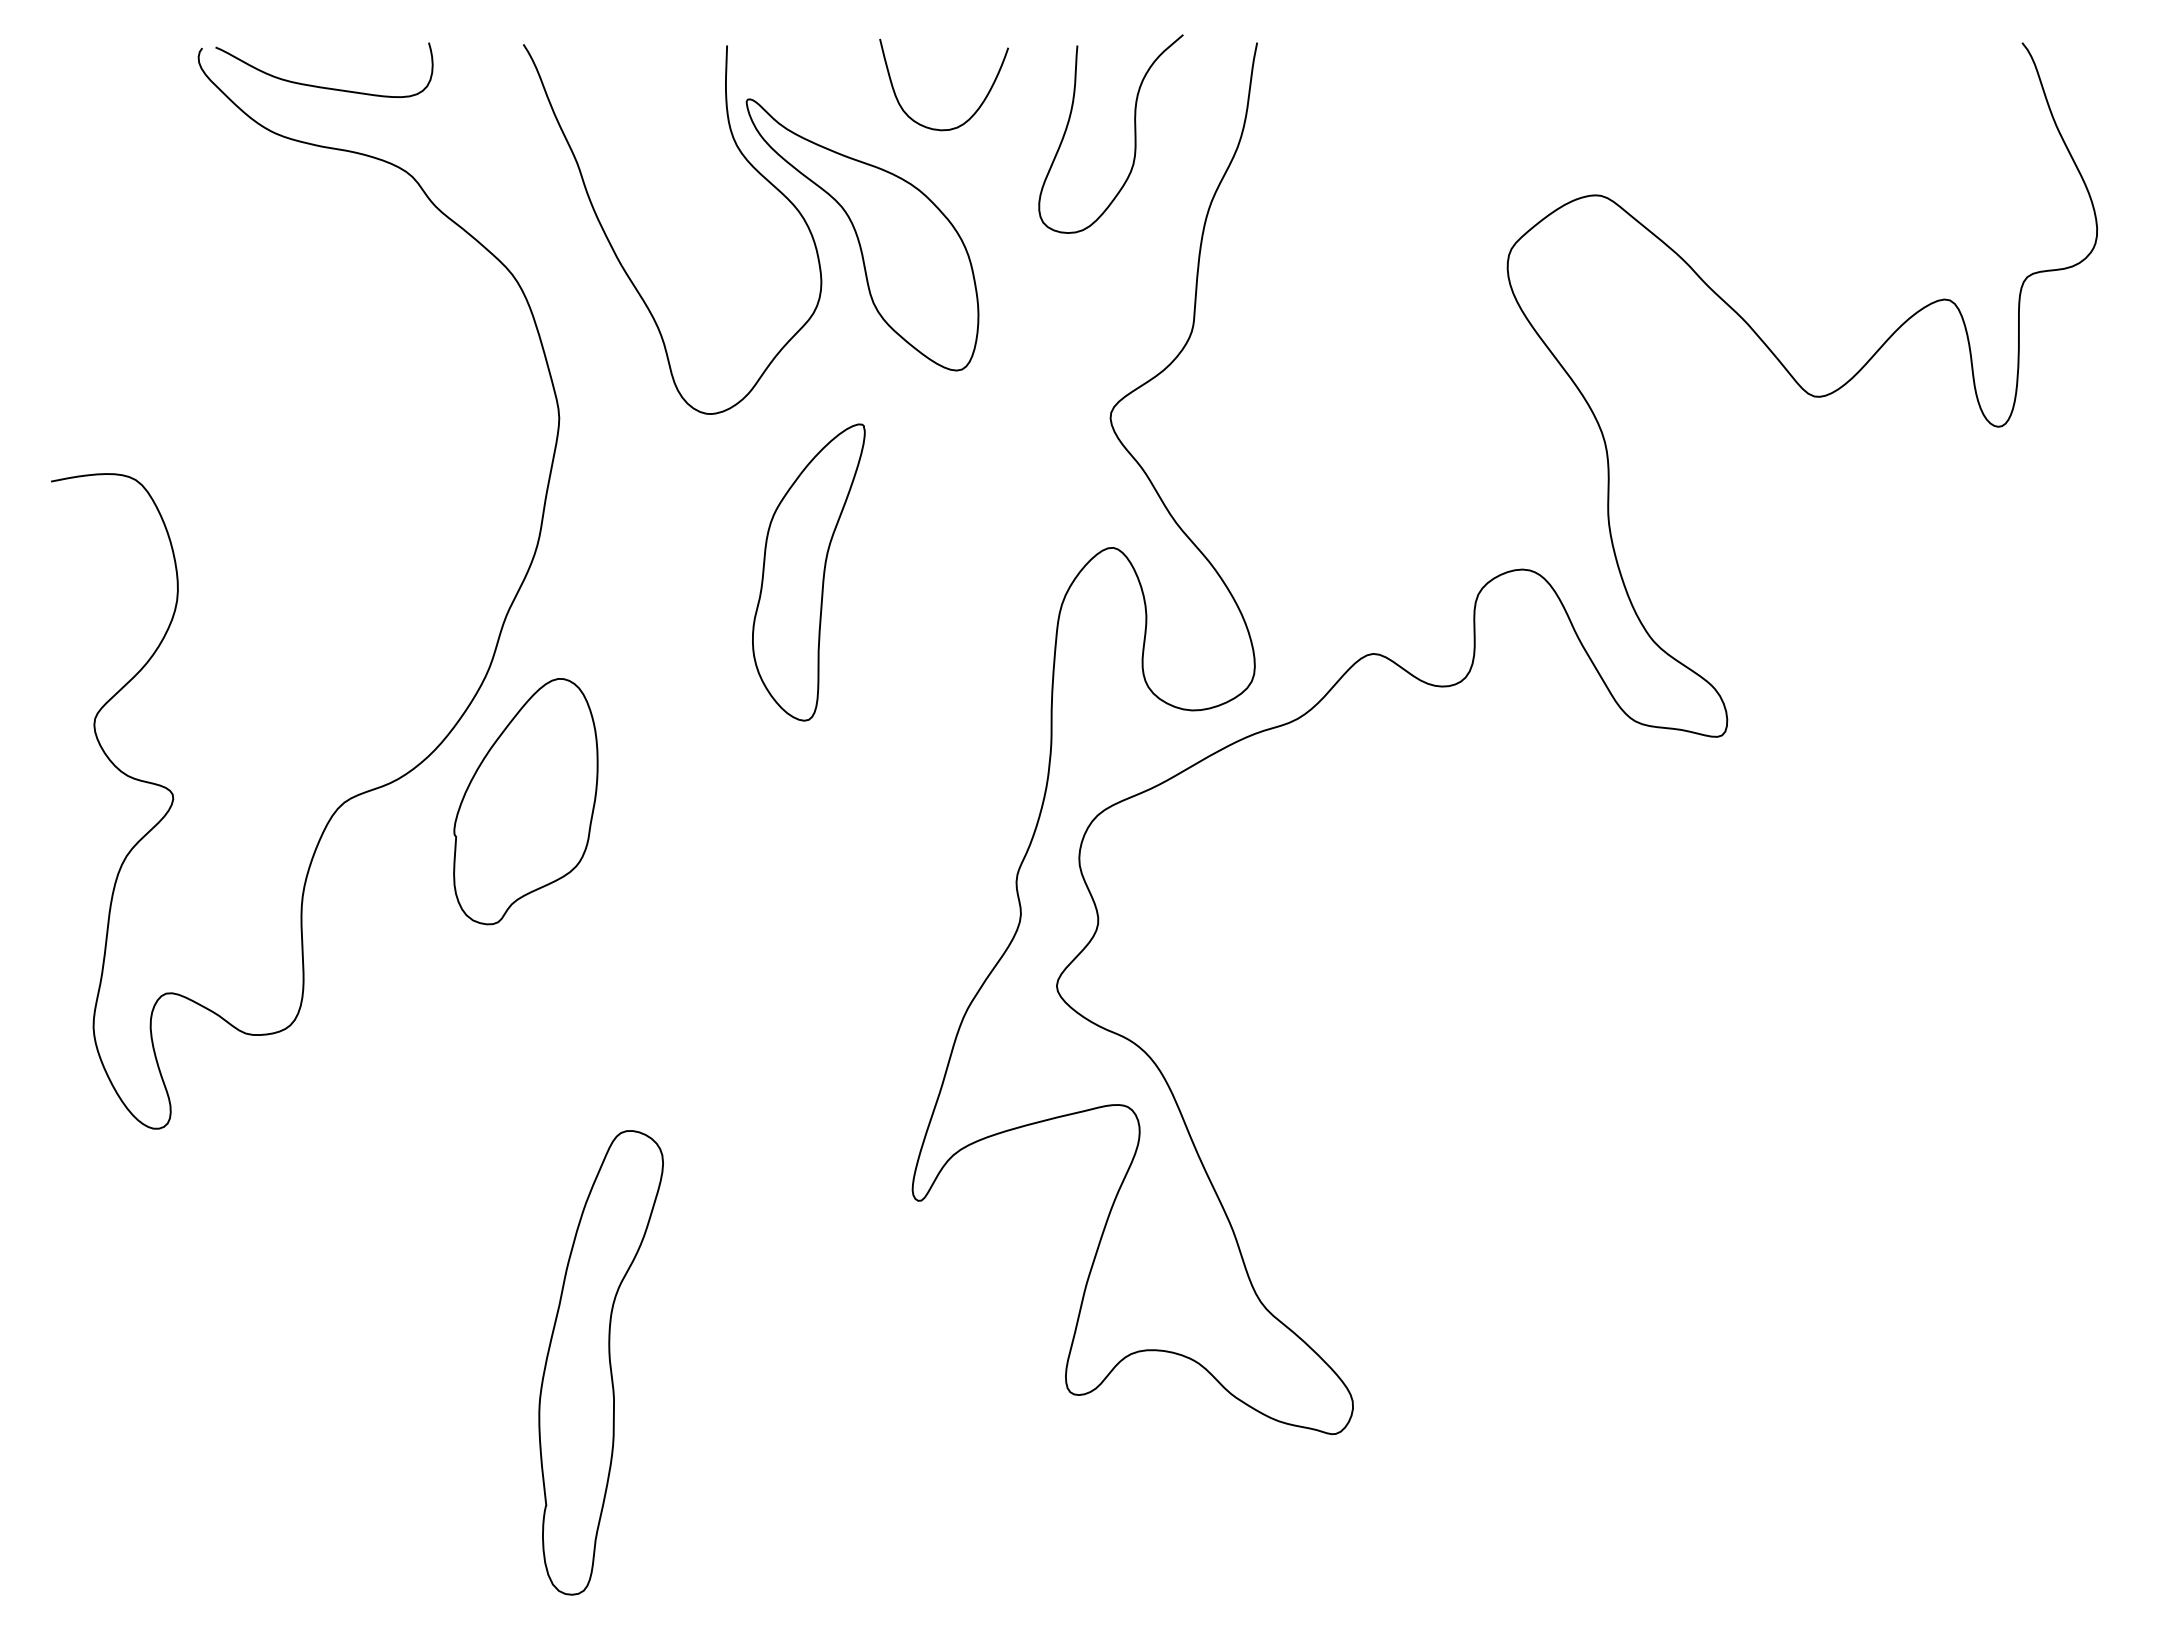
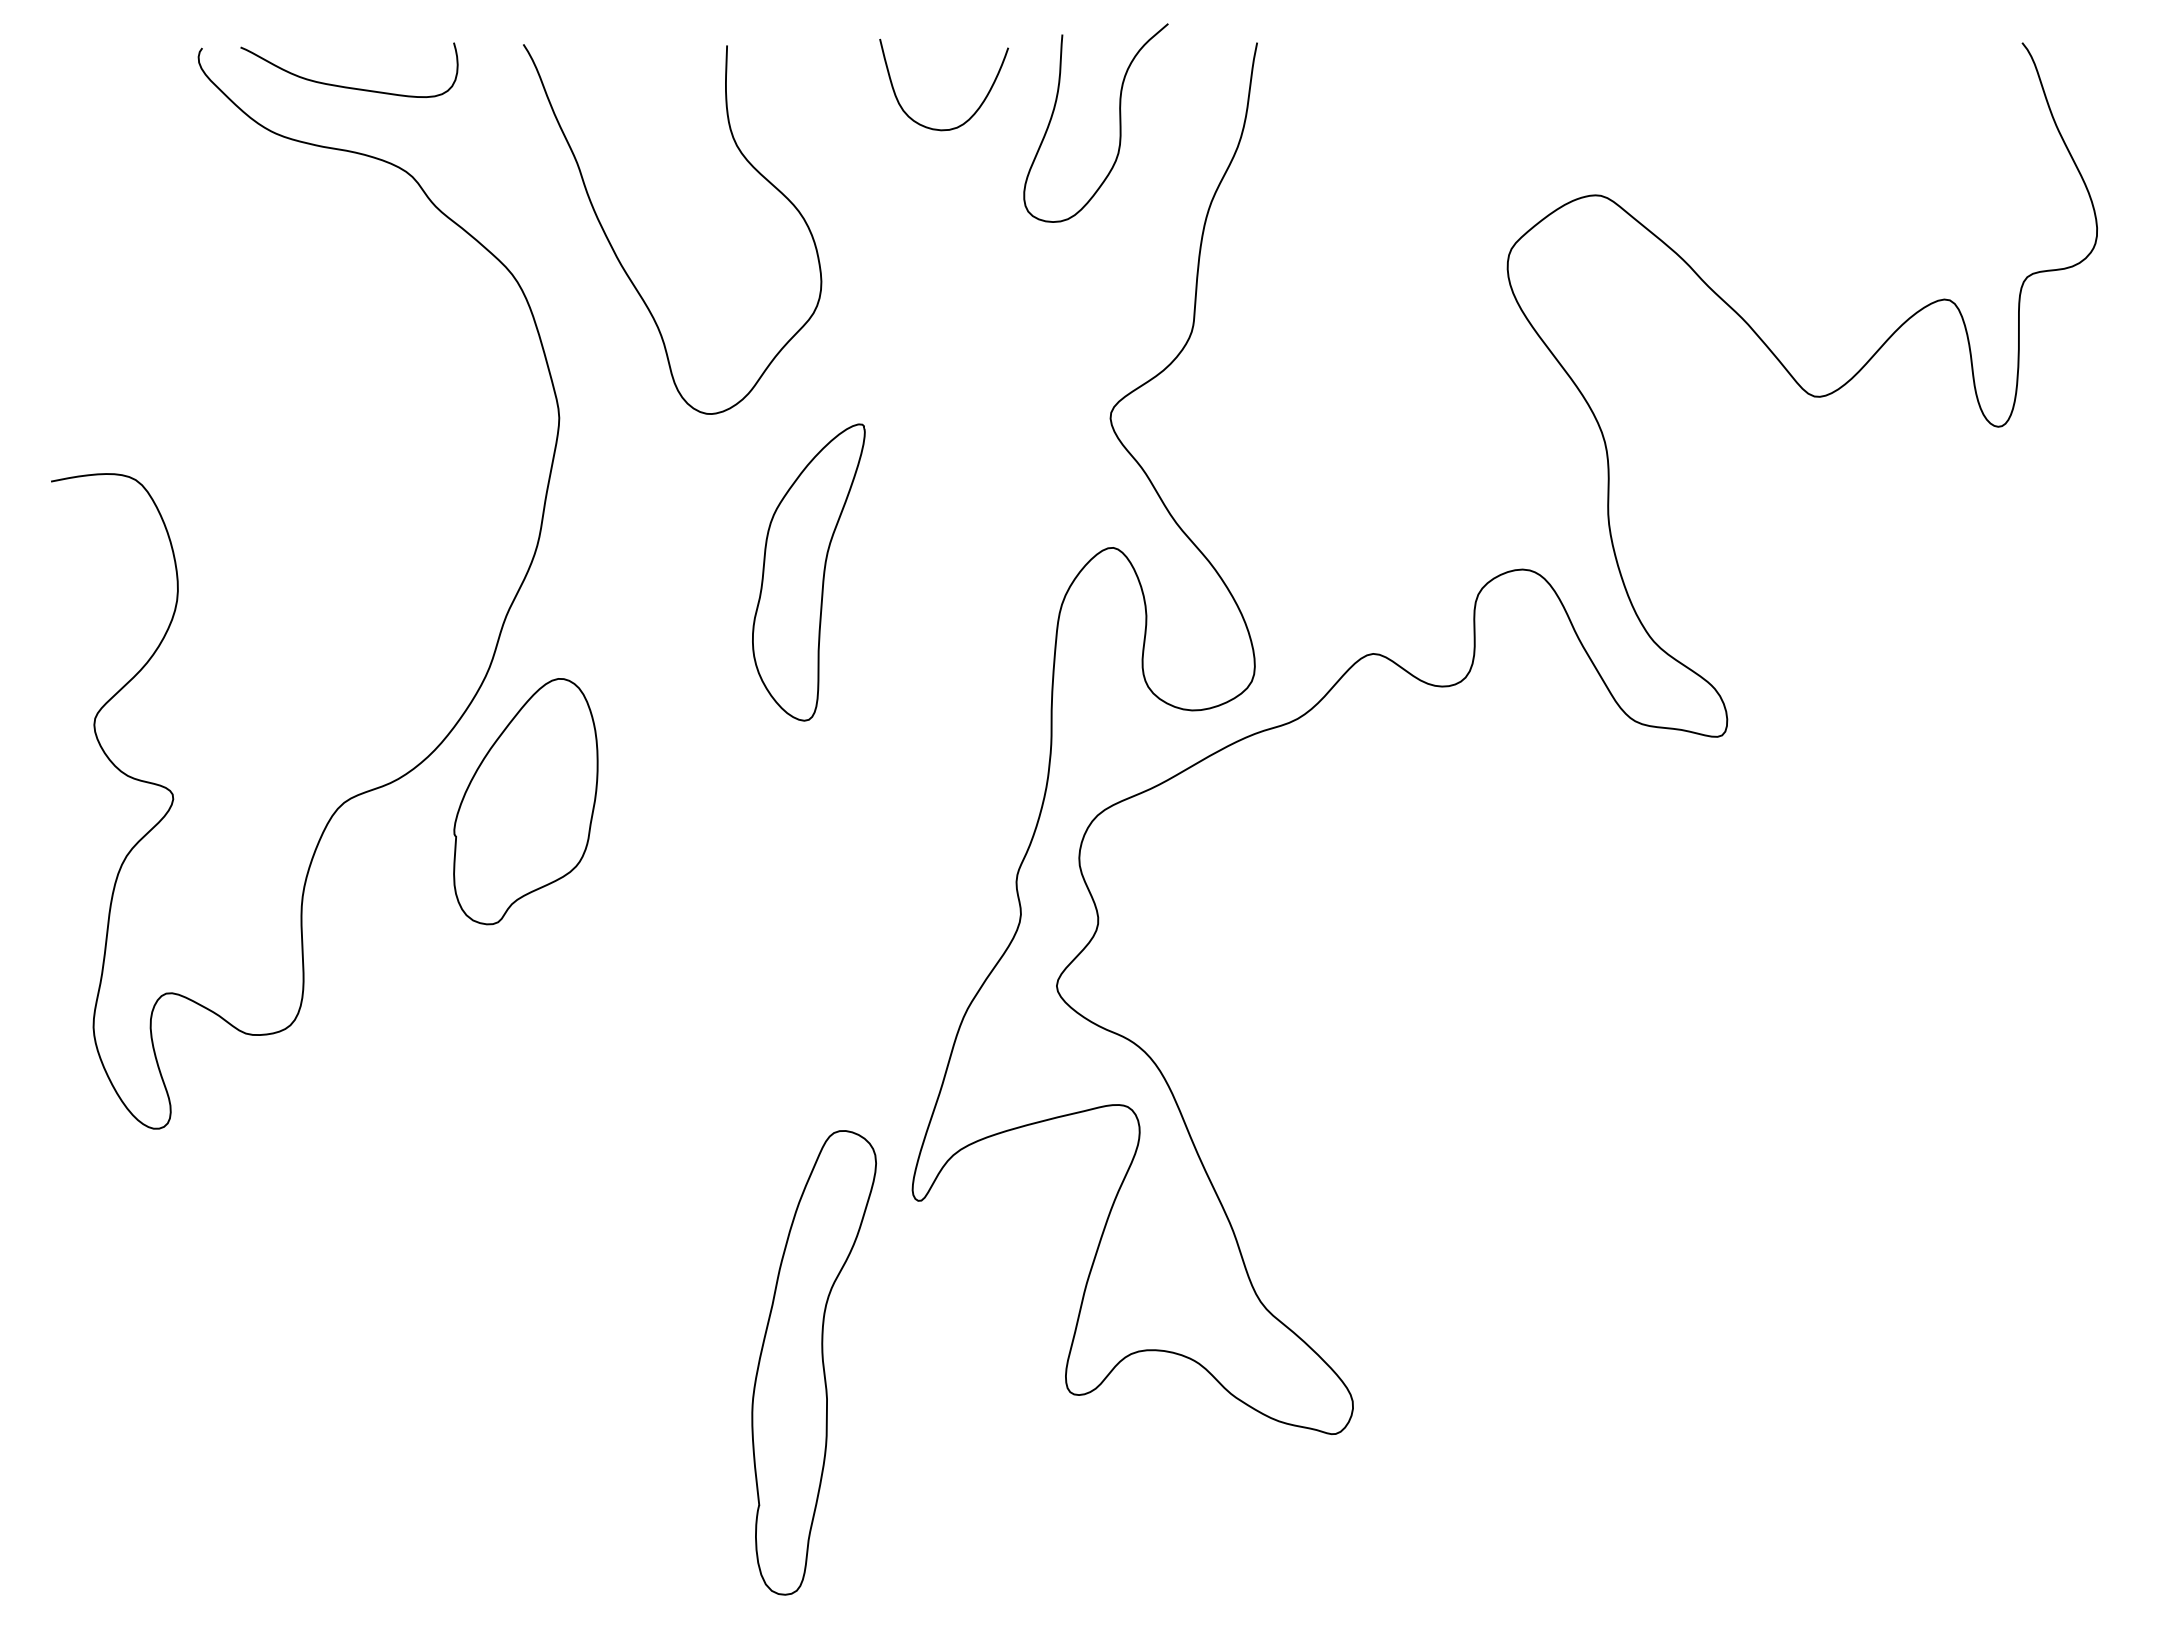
curve position: (323, 86) -> (348, 86) (348, 86)
curve position: (1134, 133) -> (1119, 122) (1119, 122)
part: present -> none (862, 234)
part position: (600, 1362) -> (813, 1362) (813, 1362)
